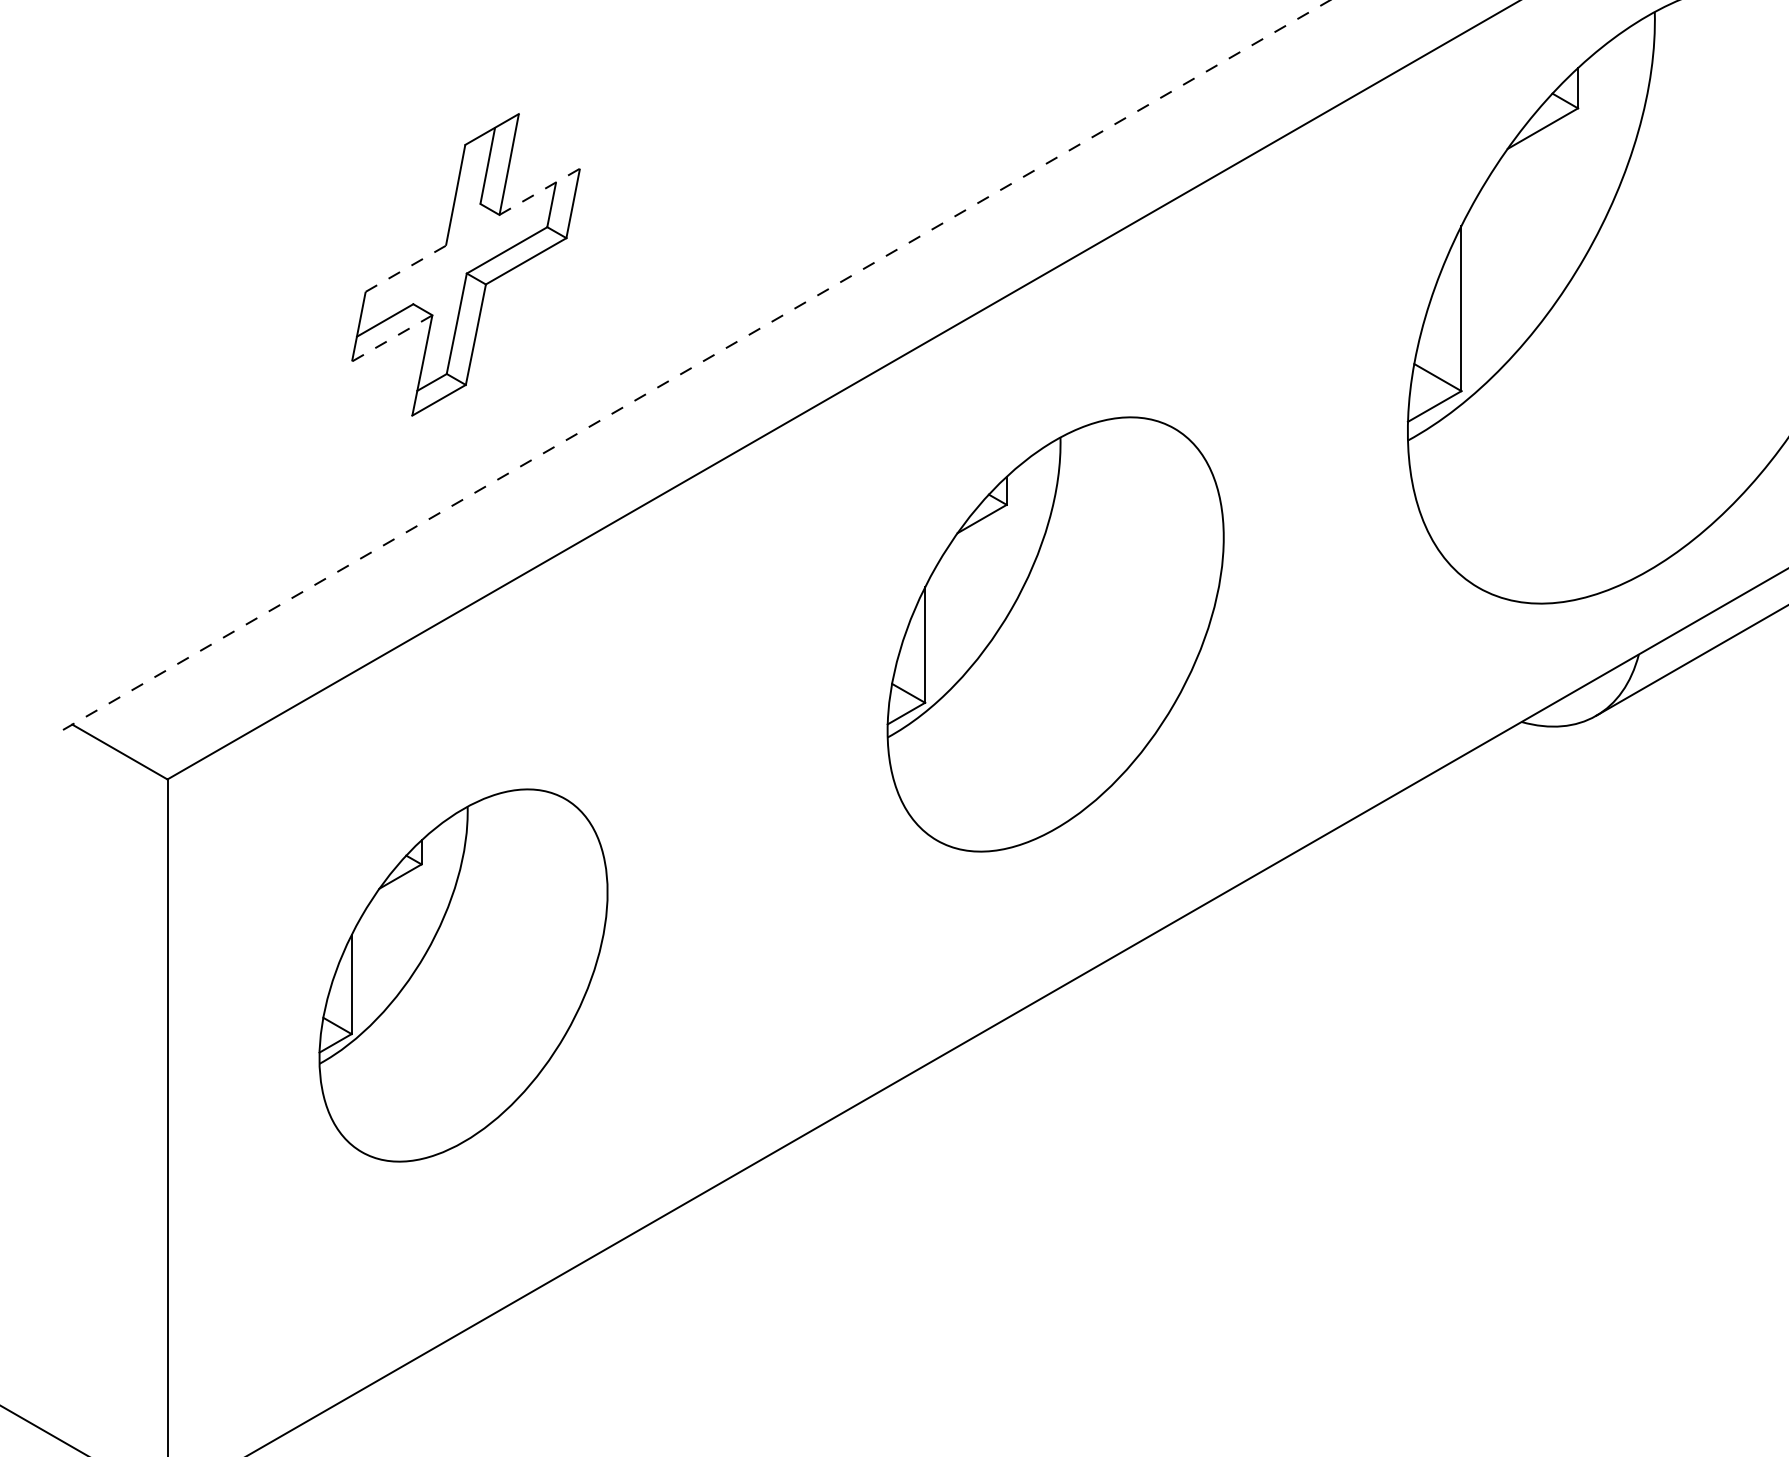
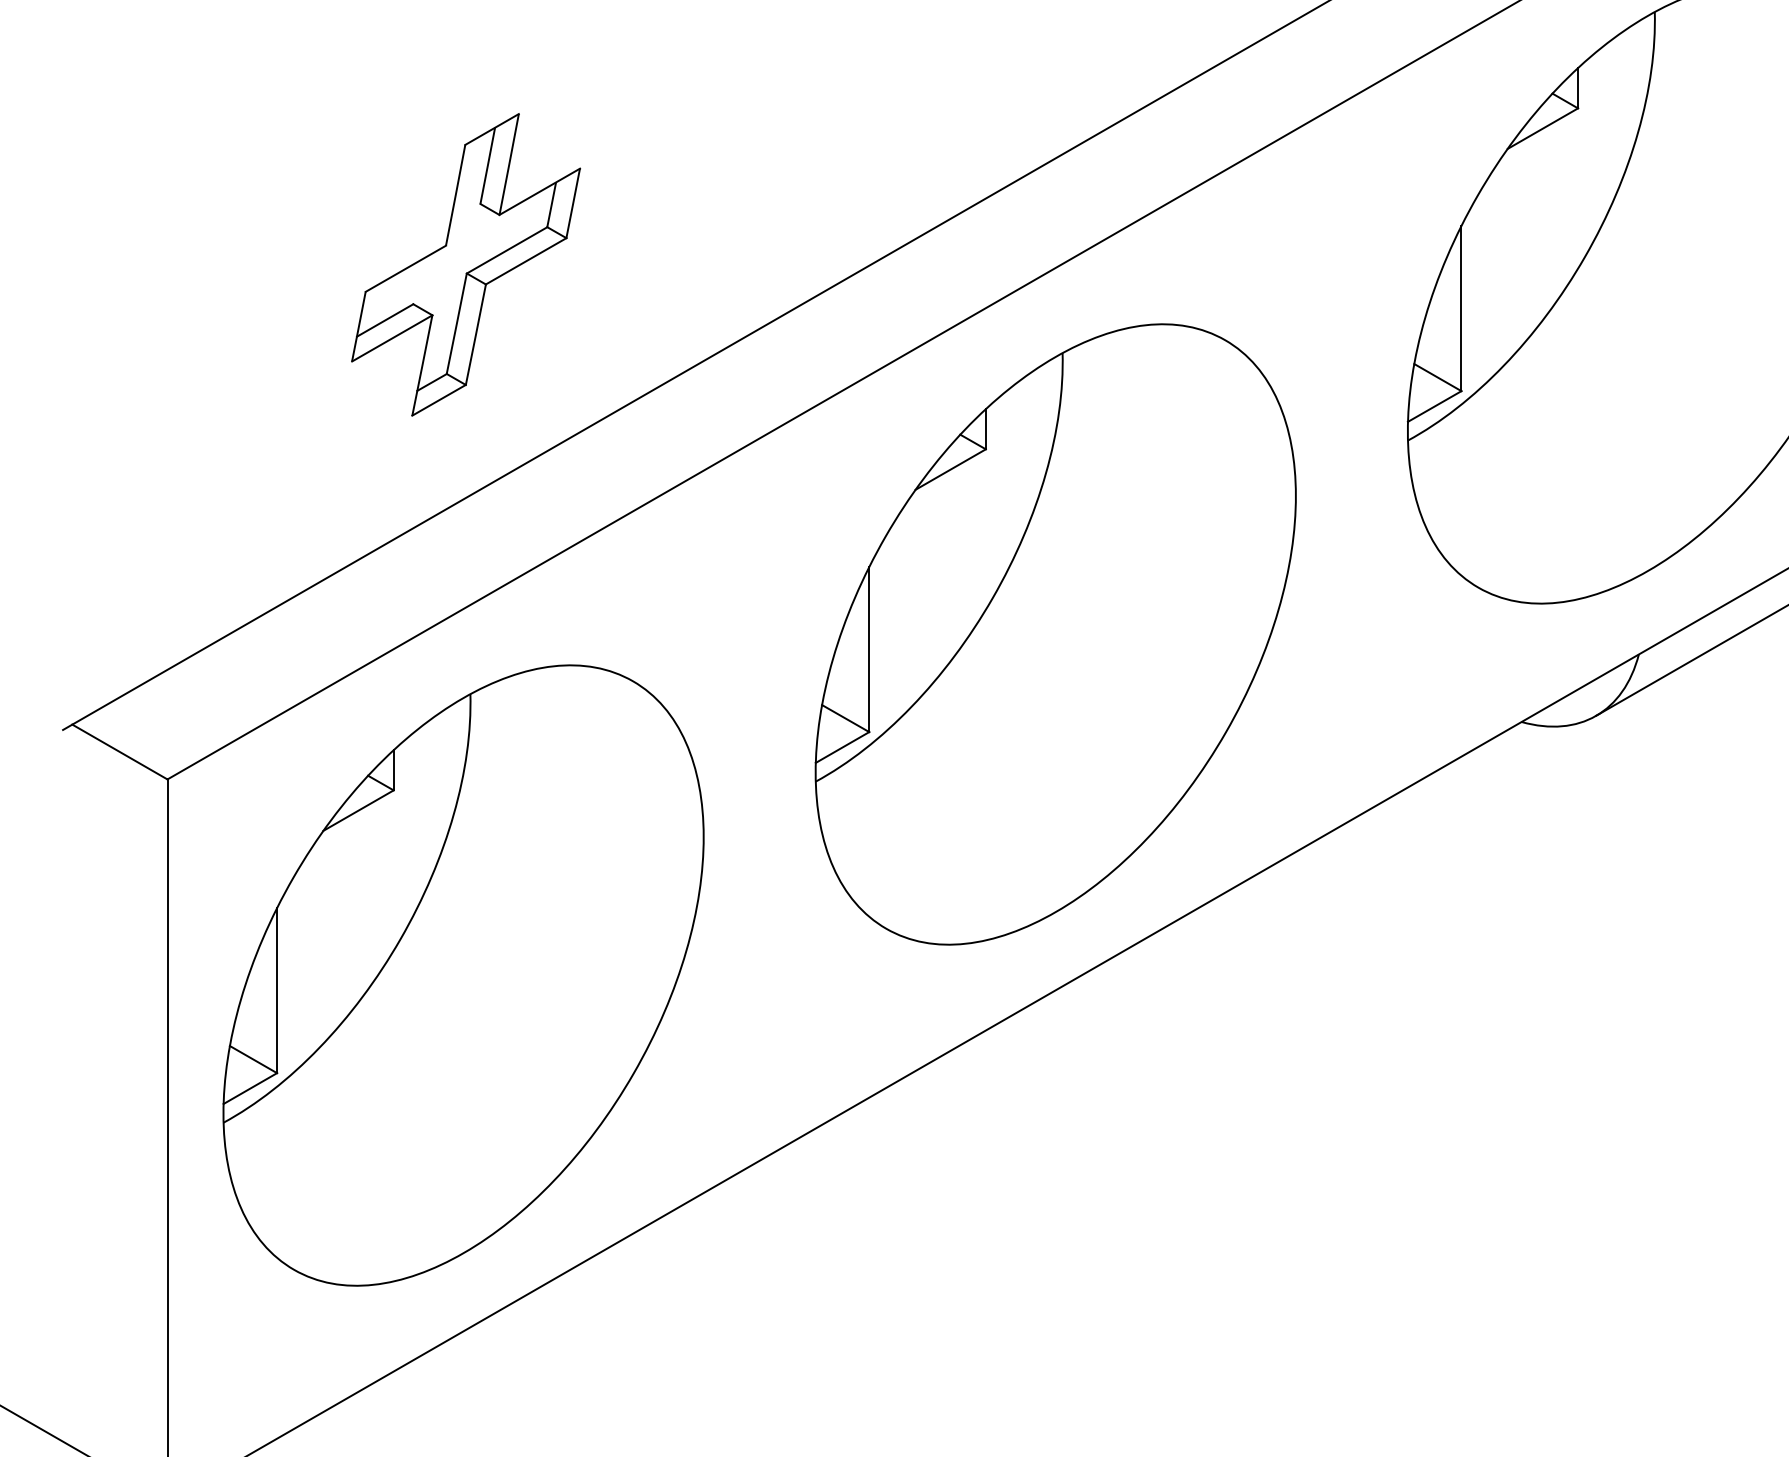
line: dashed -> solid (540, 191)
line: dashed -> solid (406, 268)
line: dashed -> solid (391, 338)
line: dashed -> solid (697, 364)
part size: 339x437 px -> 483x623 px (1055, 634)
part size: 291x375 px -> 483x623 px (463, 975)
